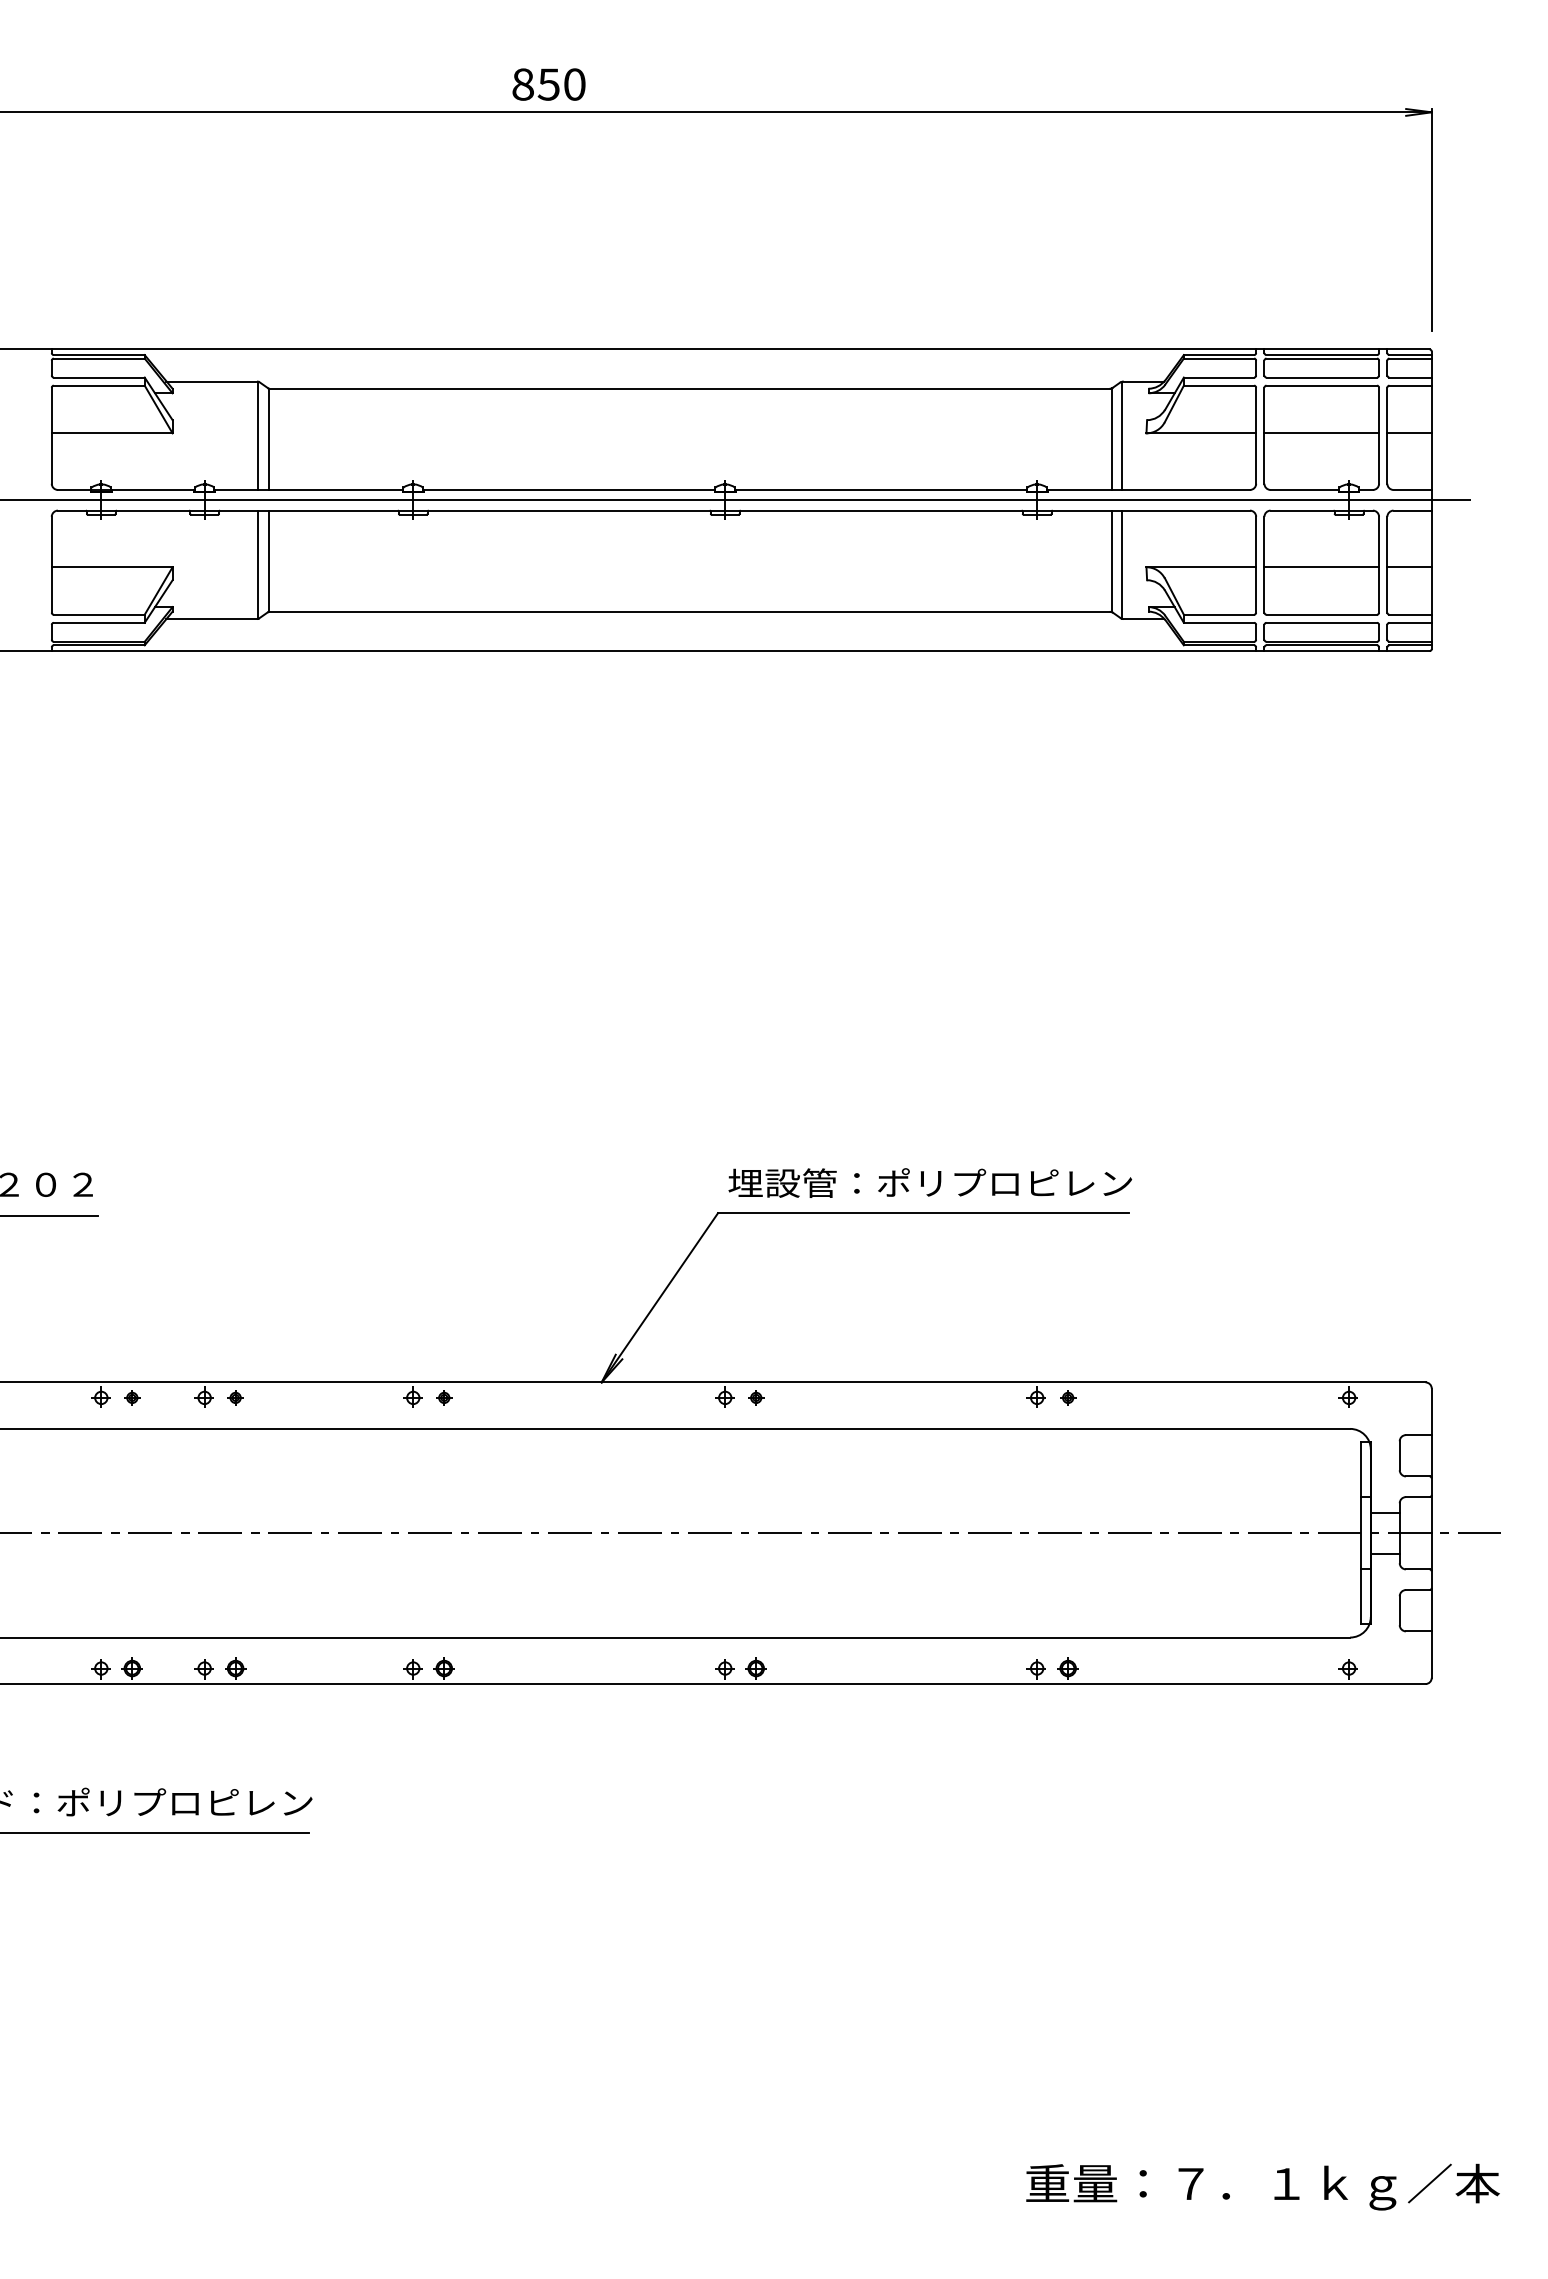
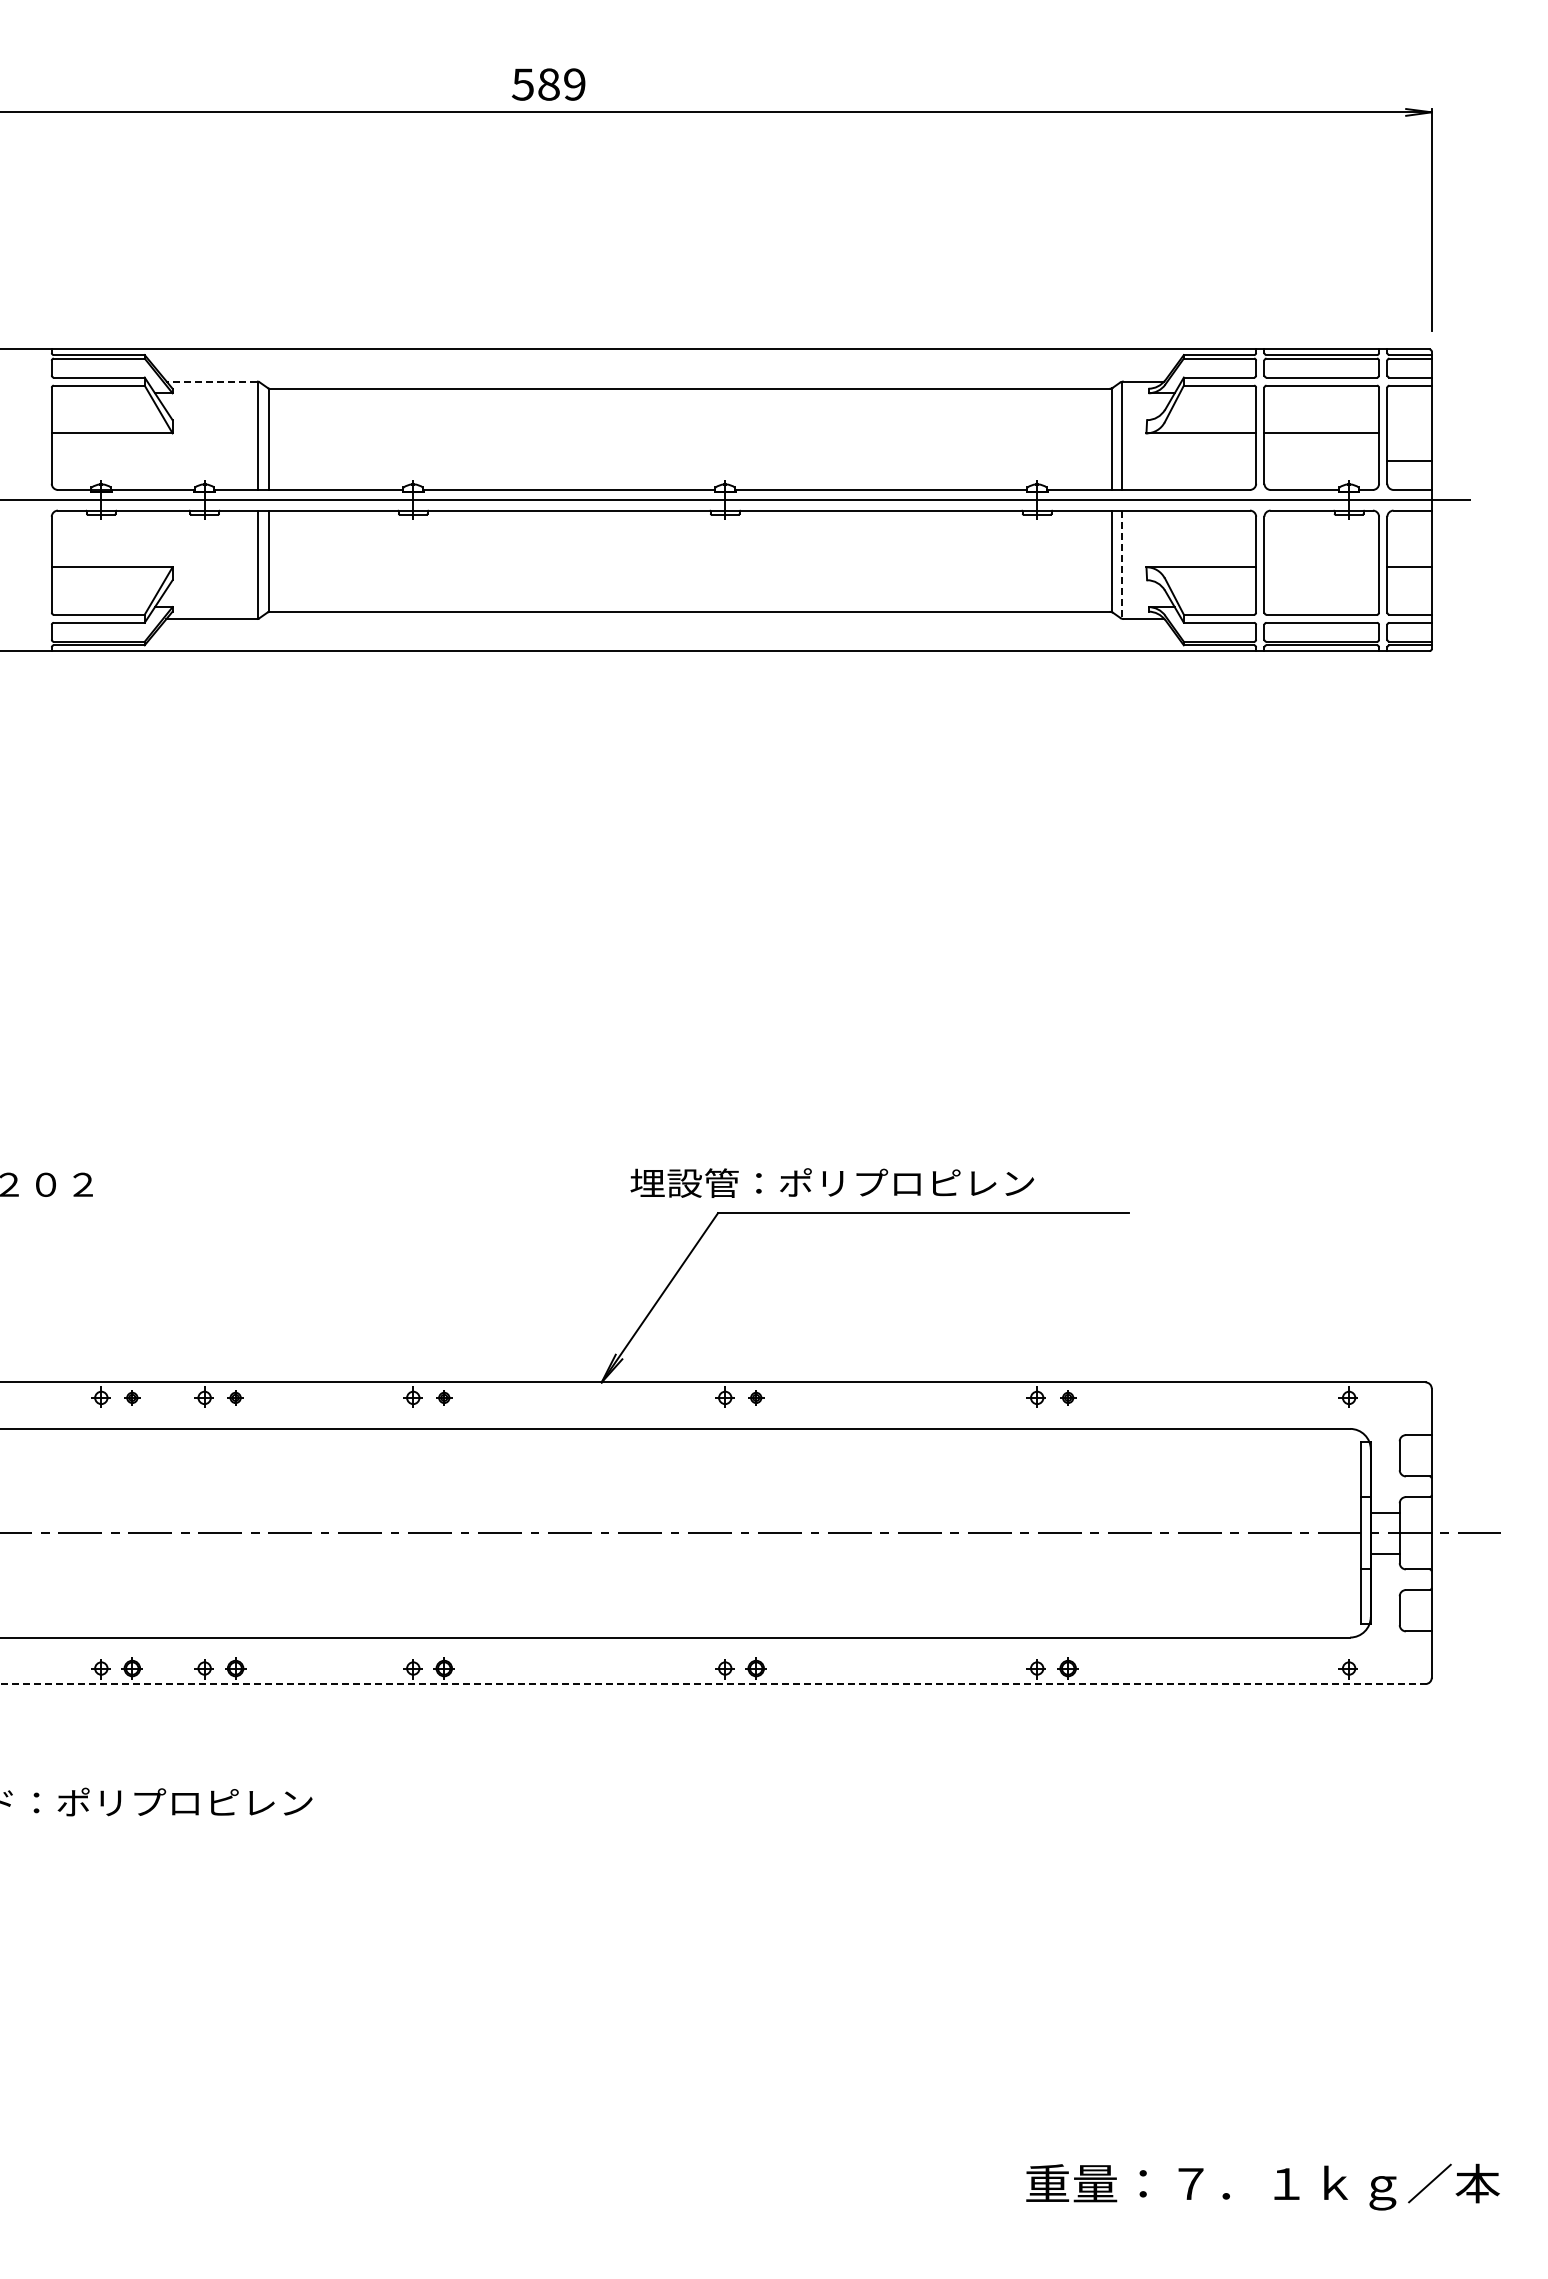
text: 850 -> 589 (548, 84)
line: solid -> dashed (211, 381)
line position: (1409, 433) -> (1409, 461) (1409, 461)
line: solid -> dashed (1121, 565)
line: present -> none (1321, 567)
text position: (930, 1182) -> (832, 1182) (832, 1182)
line: present -> none (49, 1215)
line: solid -> dashed (713, 1684)
line: present -> none (155, 1832)
